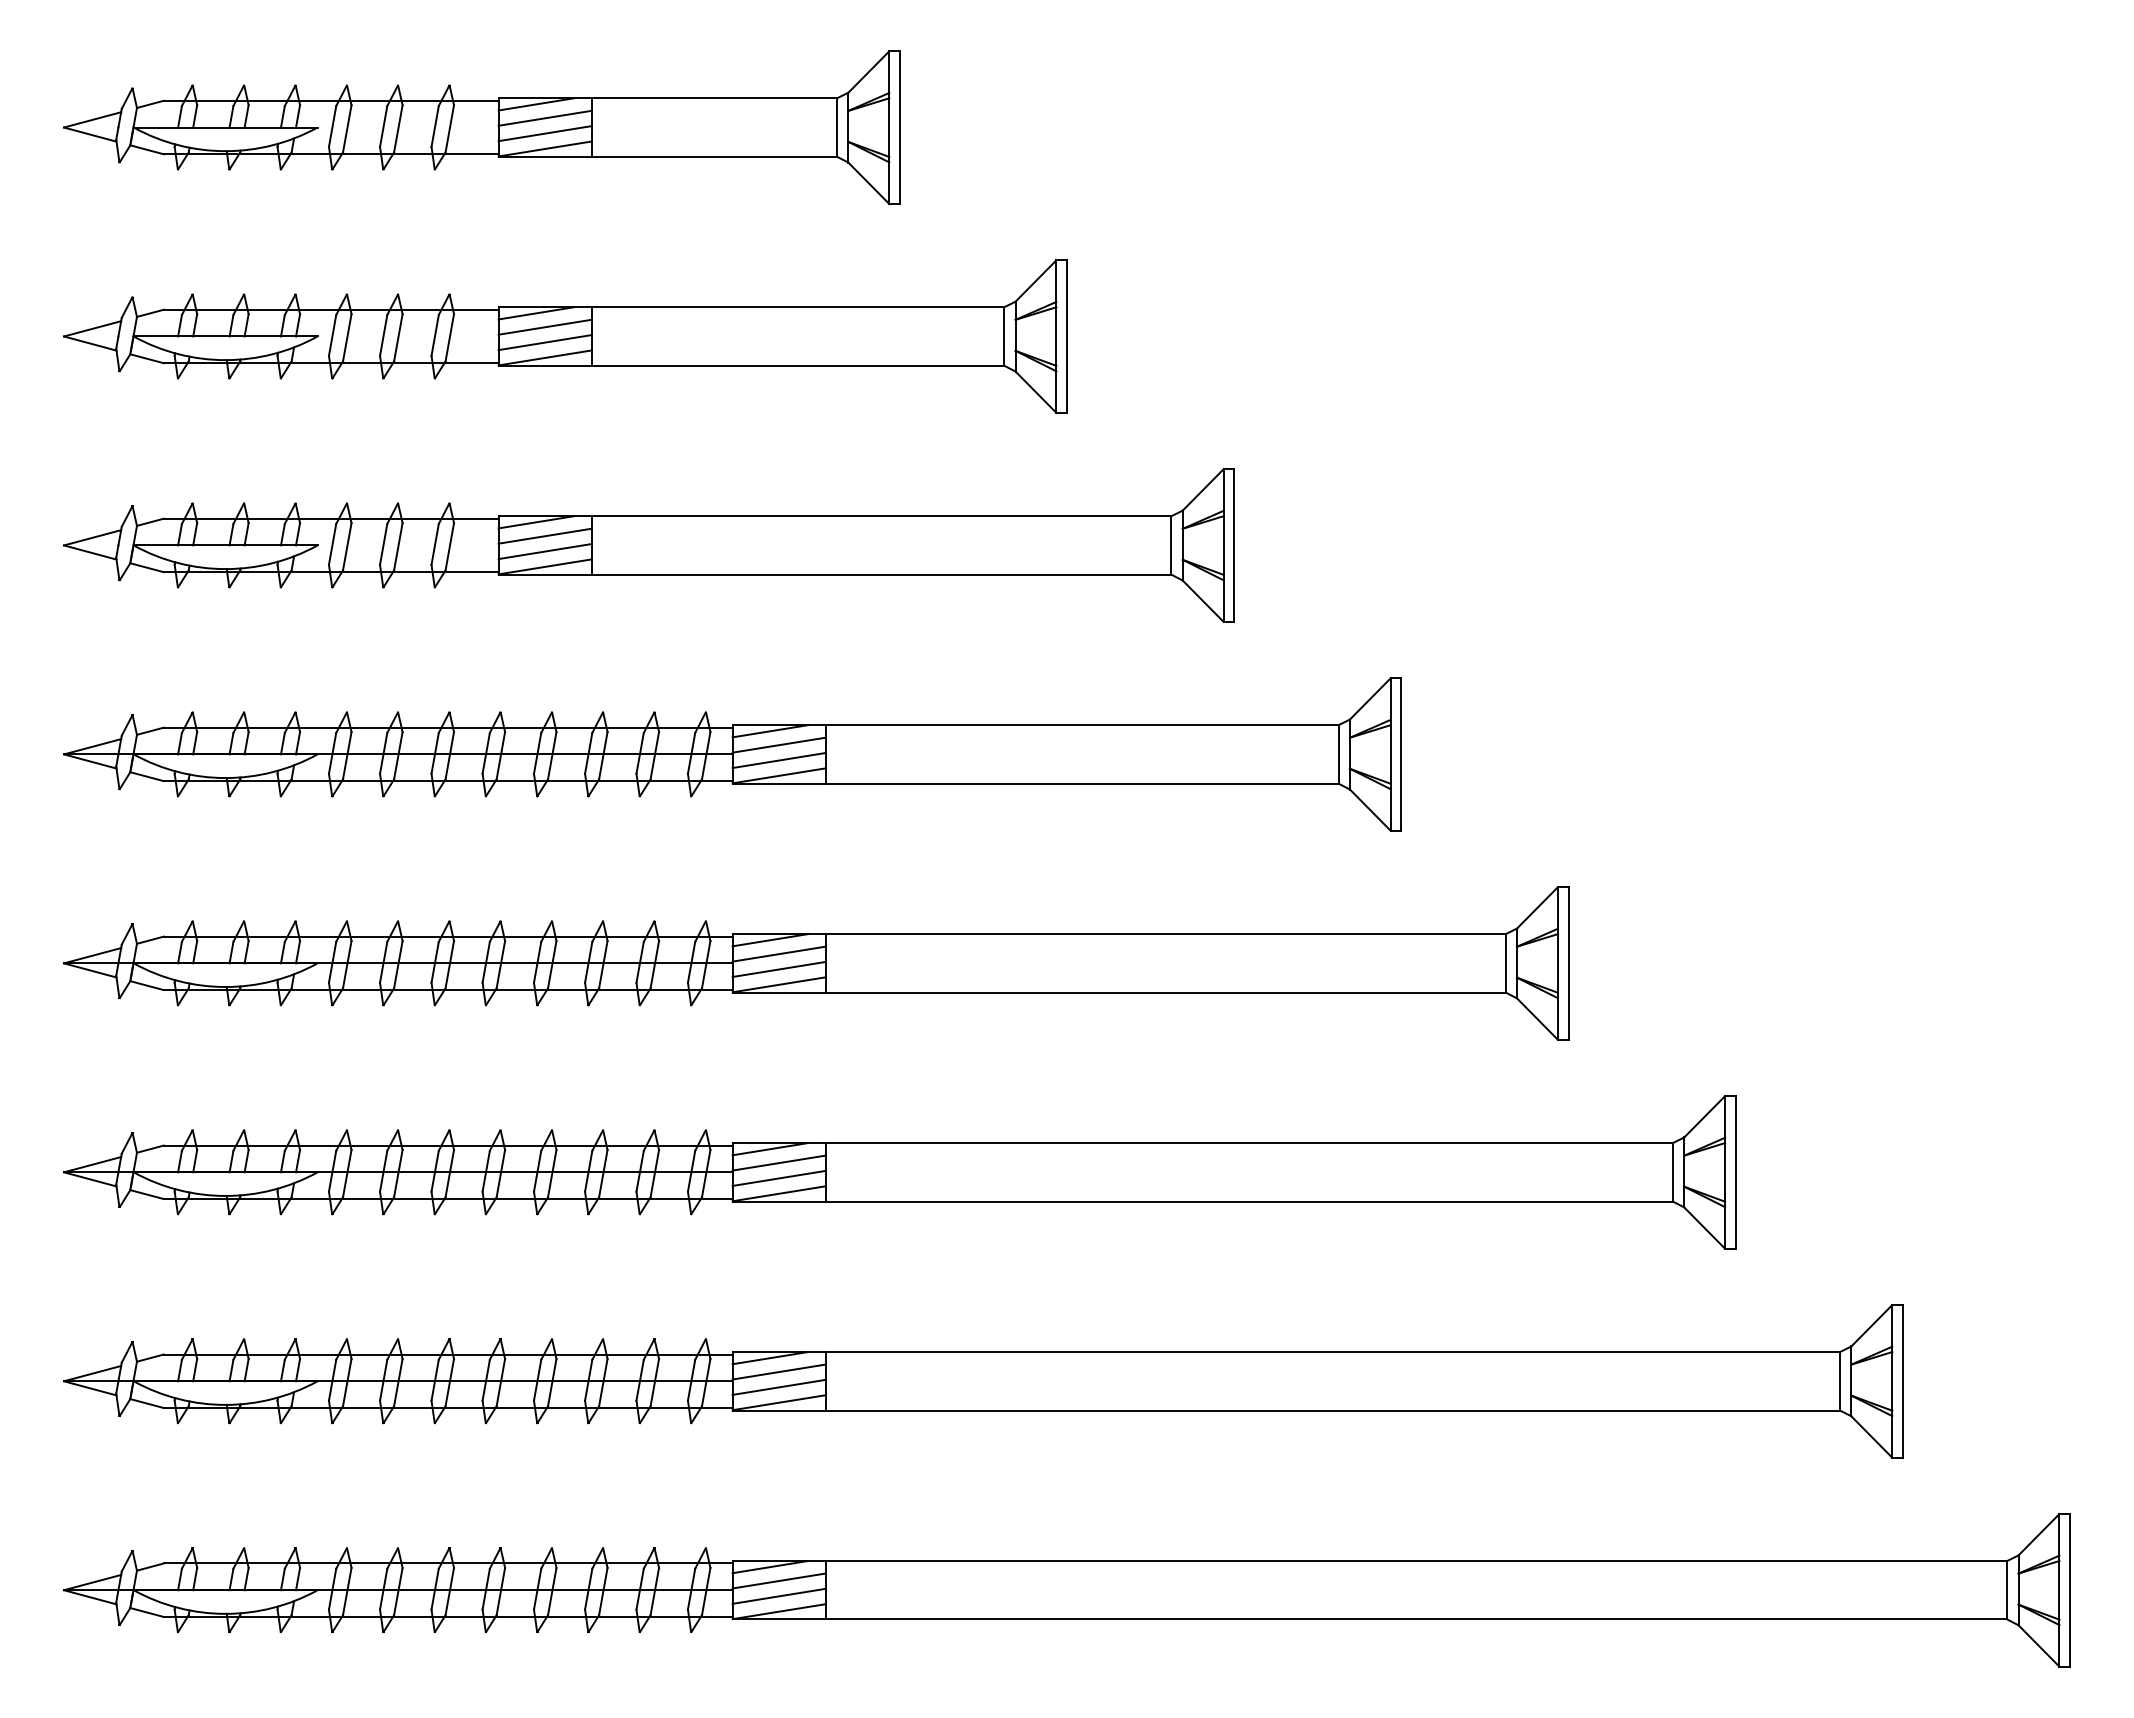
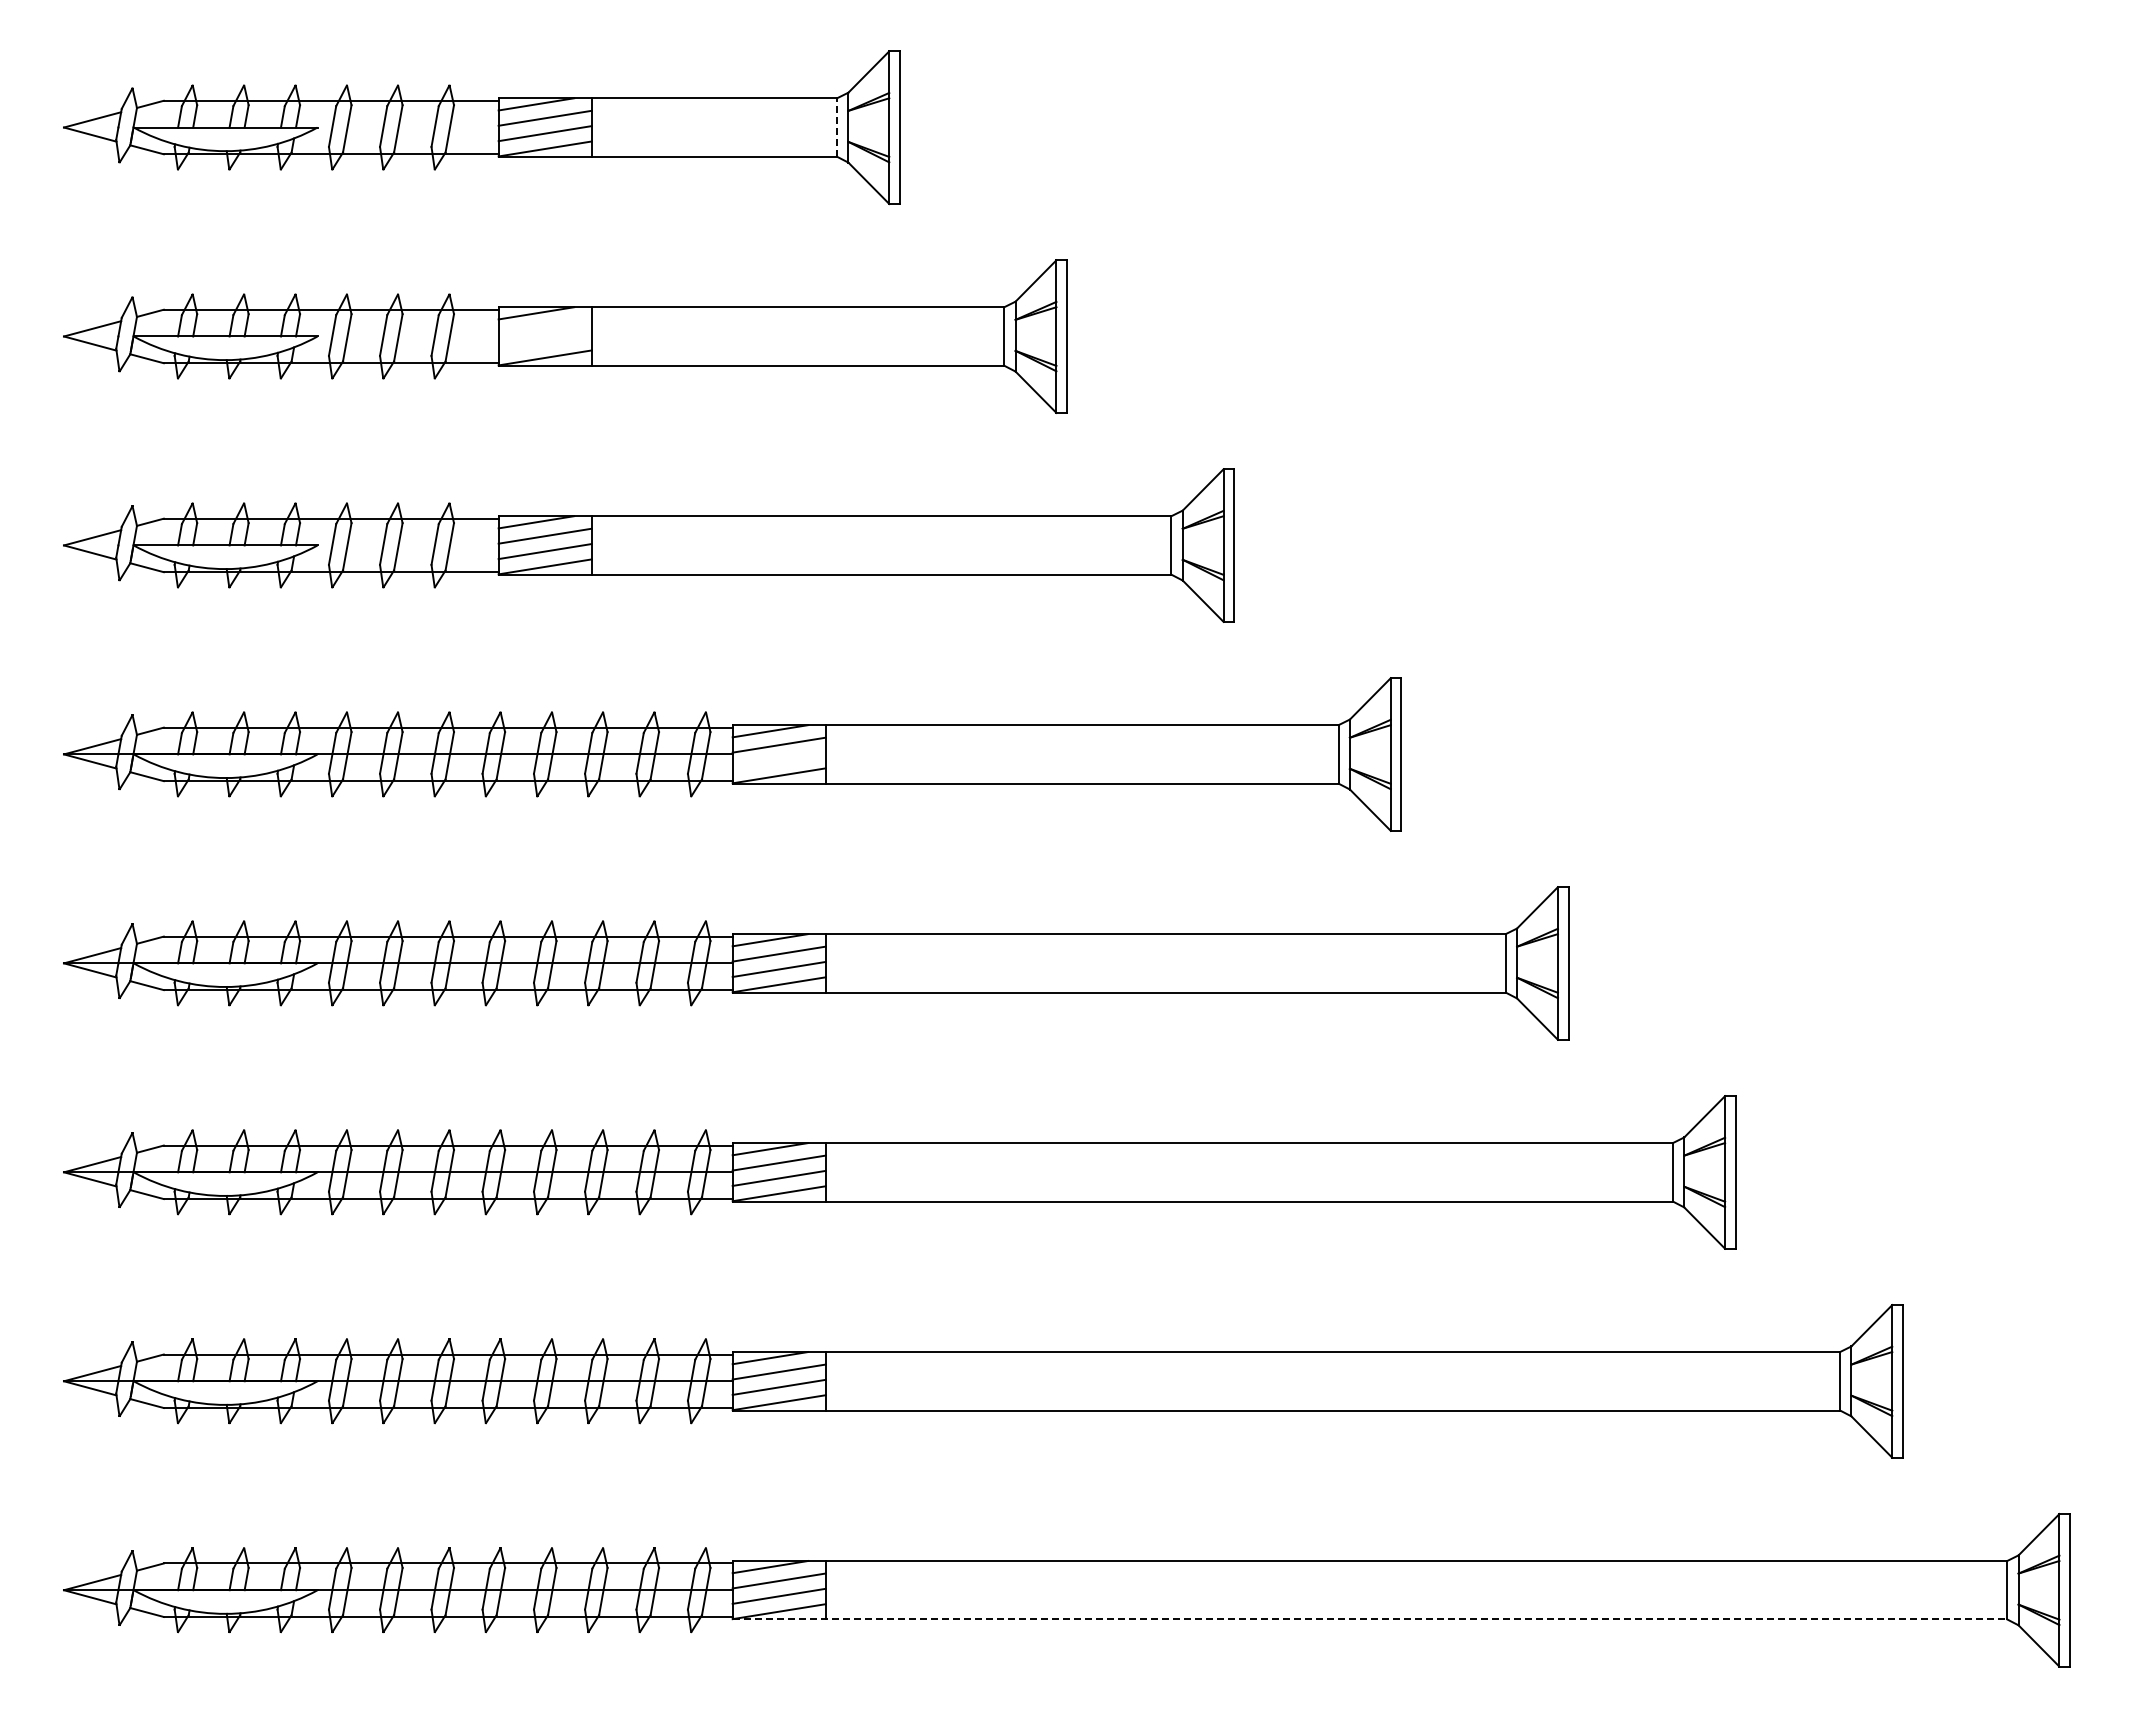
line: solid -> dashed (837, 127)
line: present -> none (544, 326)
line: present -> none (544, 342)
line: present -> none (778, 760)
line: solid -> dashed (1370, 1619)
